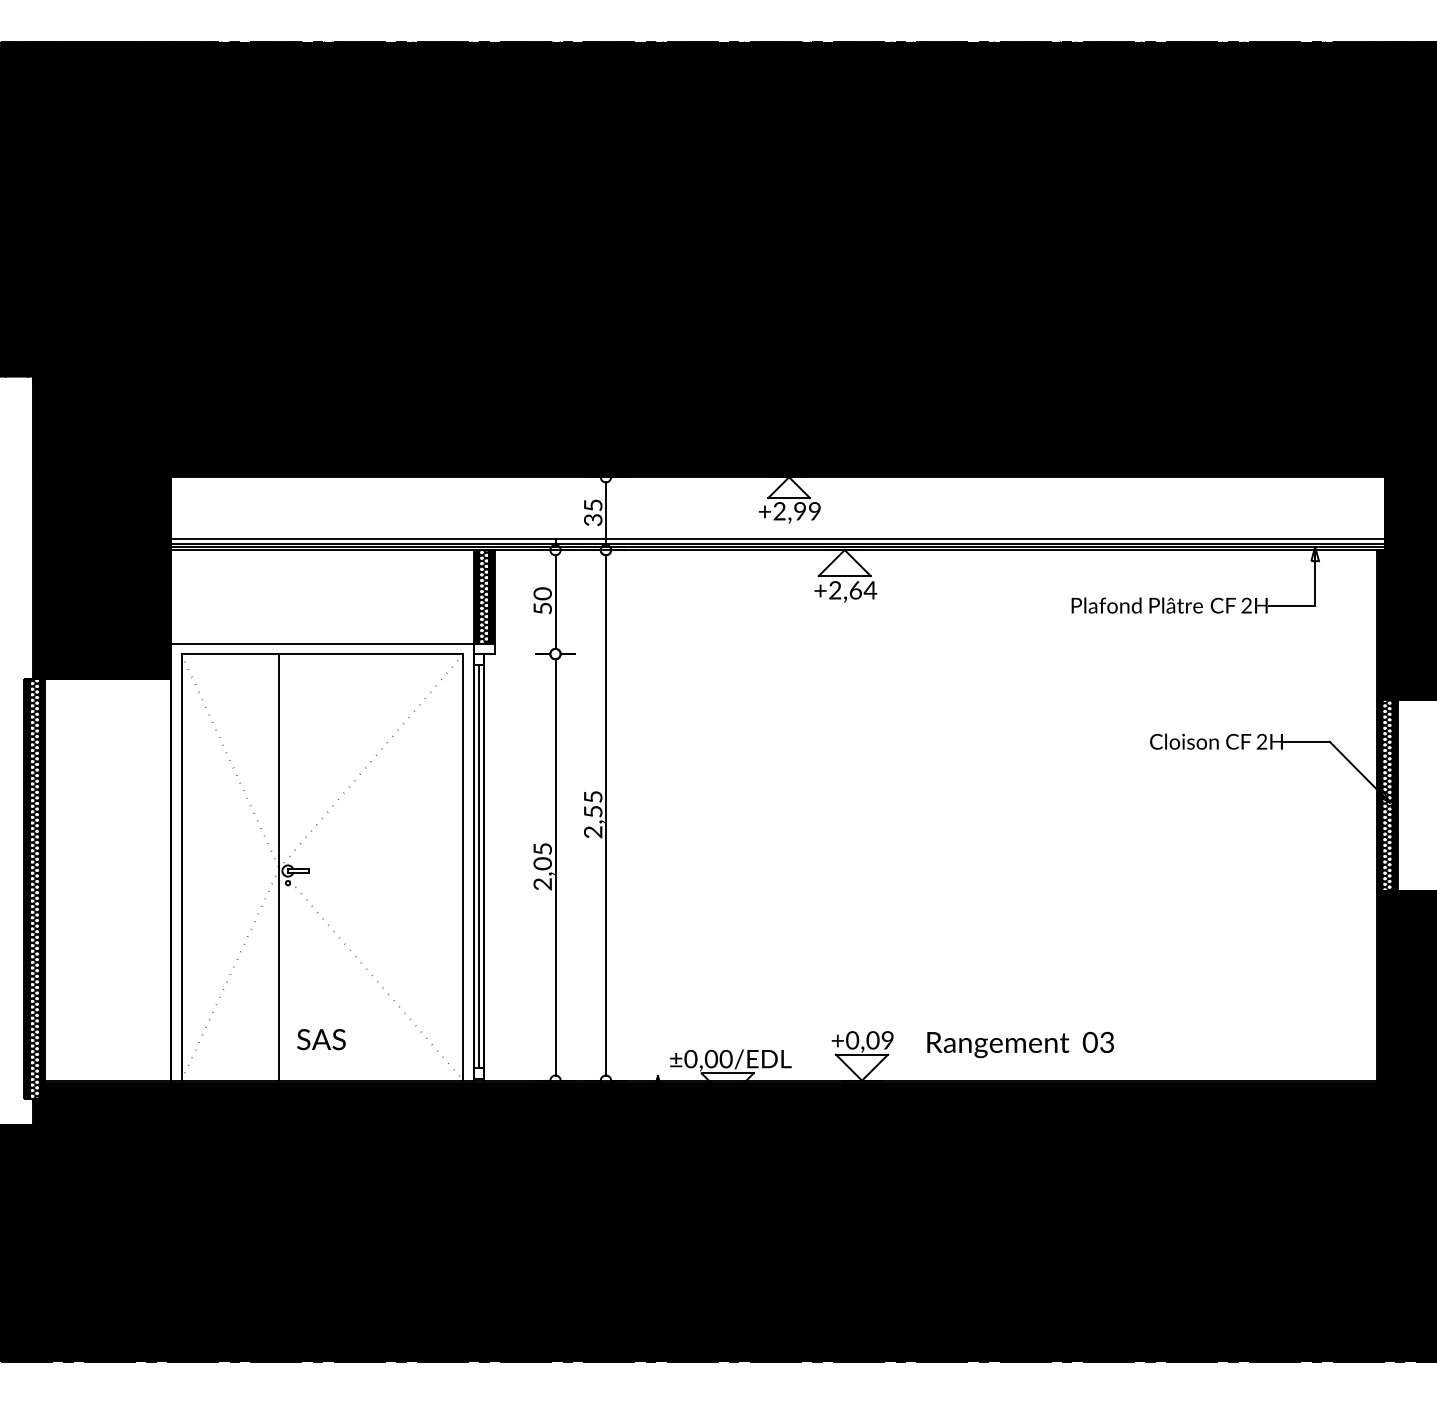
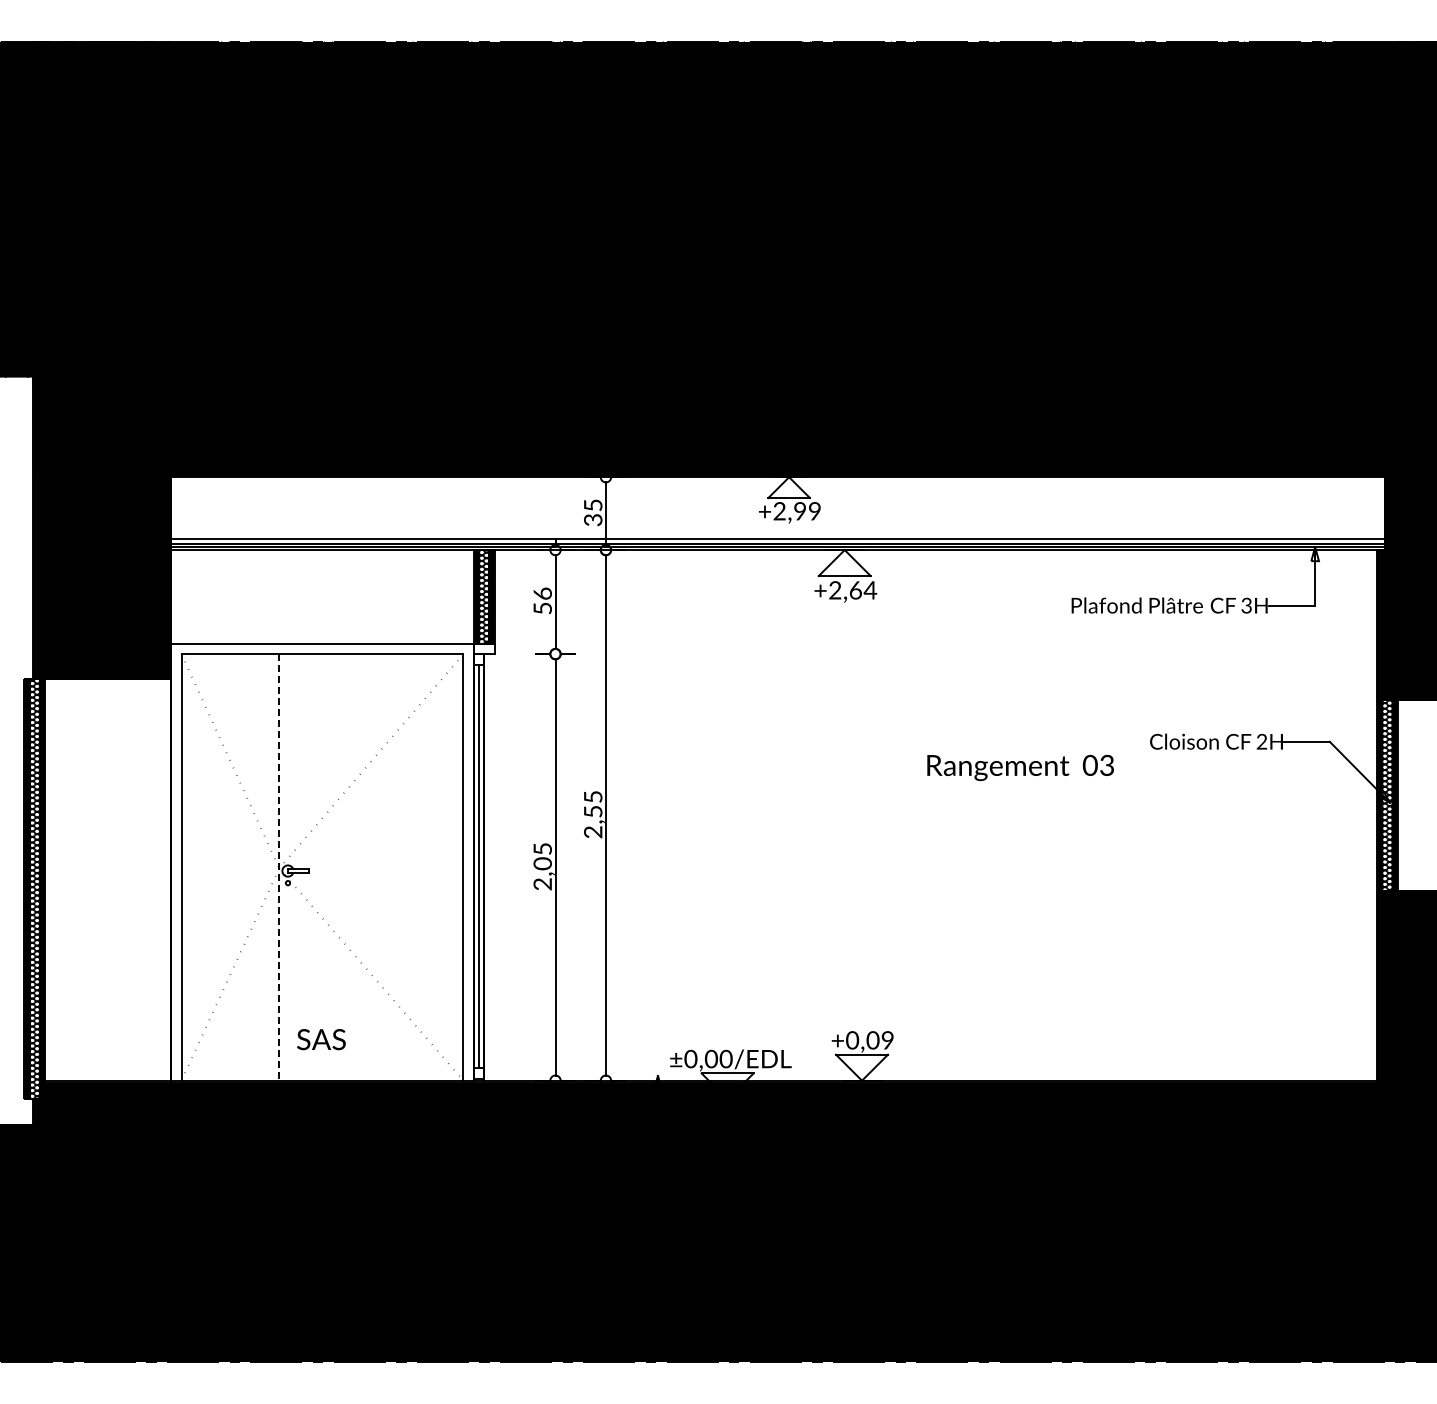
text: 50 -> 56 (542, 593)
text: 2H -> 3H (1246, 607)
line: solid -> dashed (279, 867)
text position: (1020, 1044) -> (1020, 767) (1020, 767)
